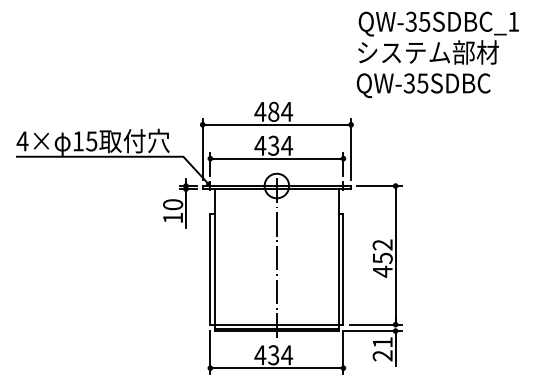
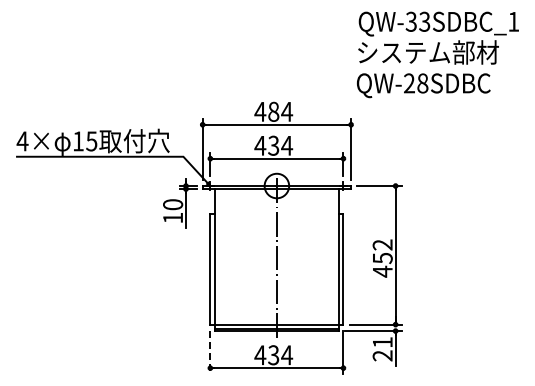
text: QW-35SDBC_1 -> QW-33SDBC_1 (424, 21)
text: QW-35SDBC -> QW-28SDBC (415, 83)
line: solid -> dashed (210, 352)
